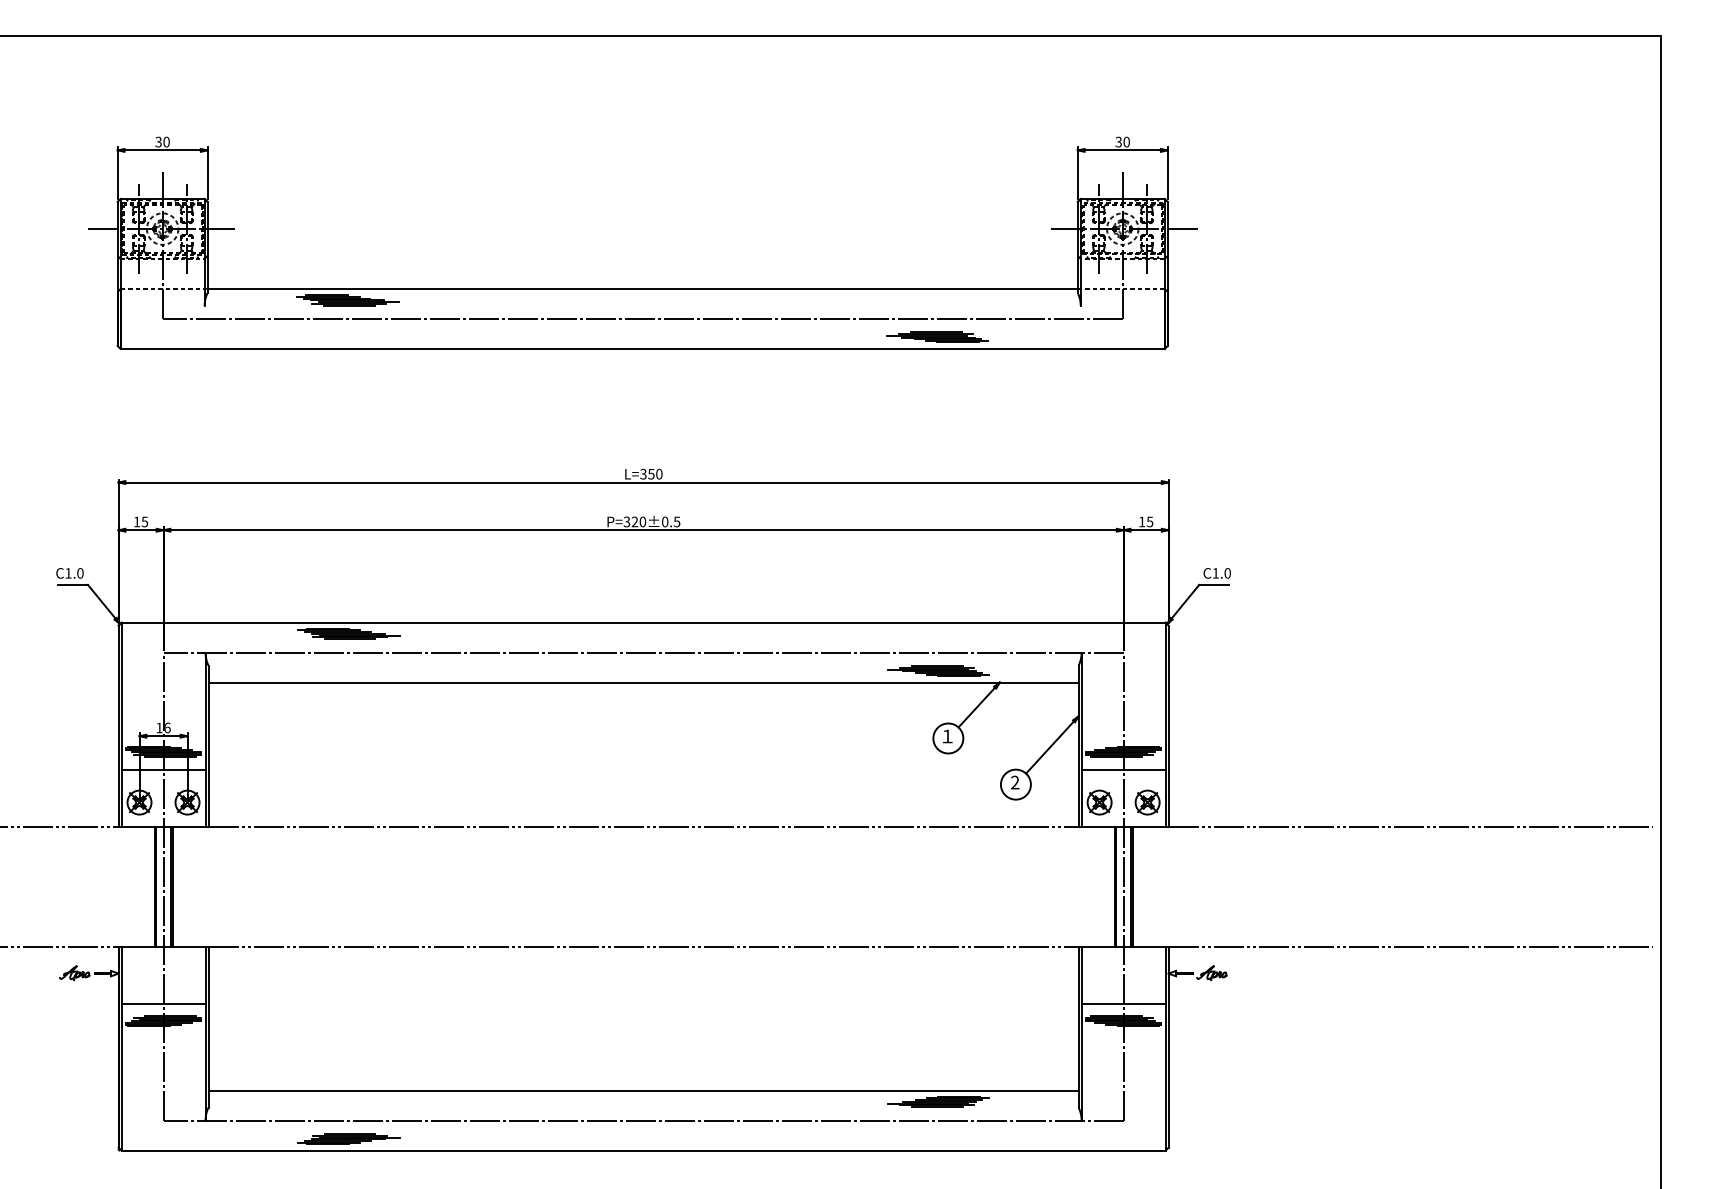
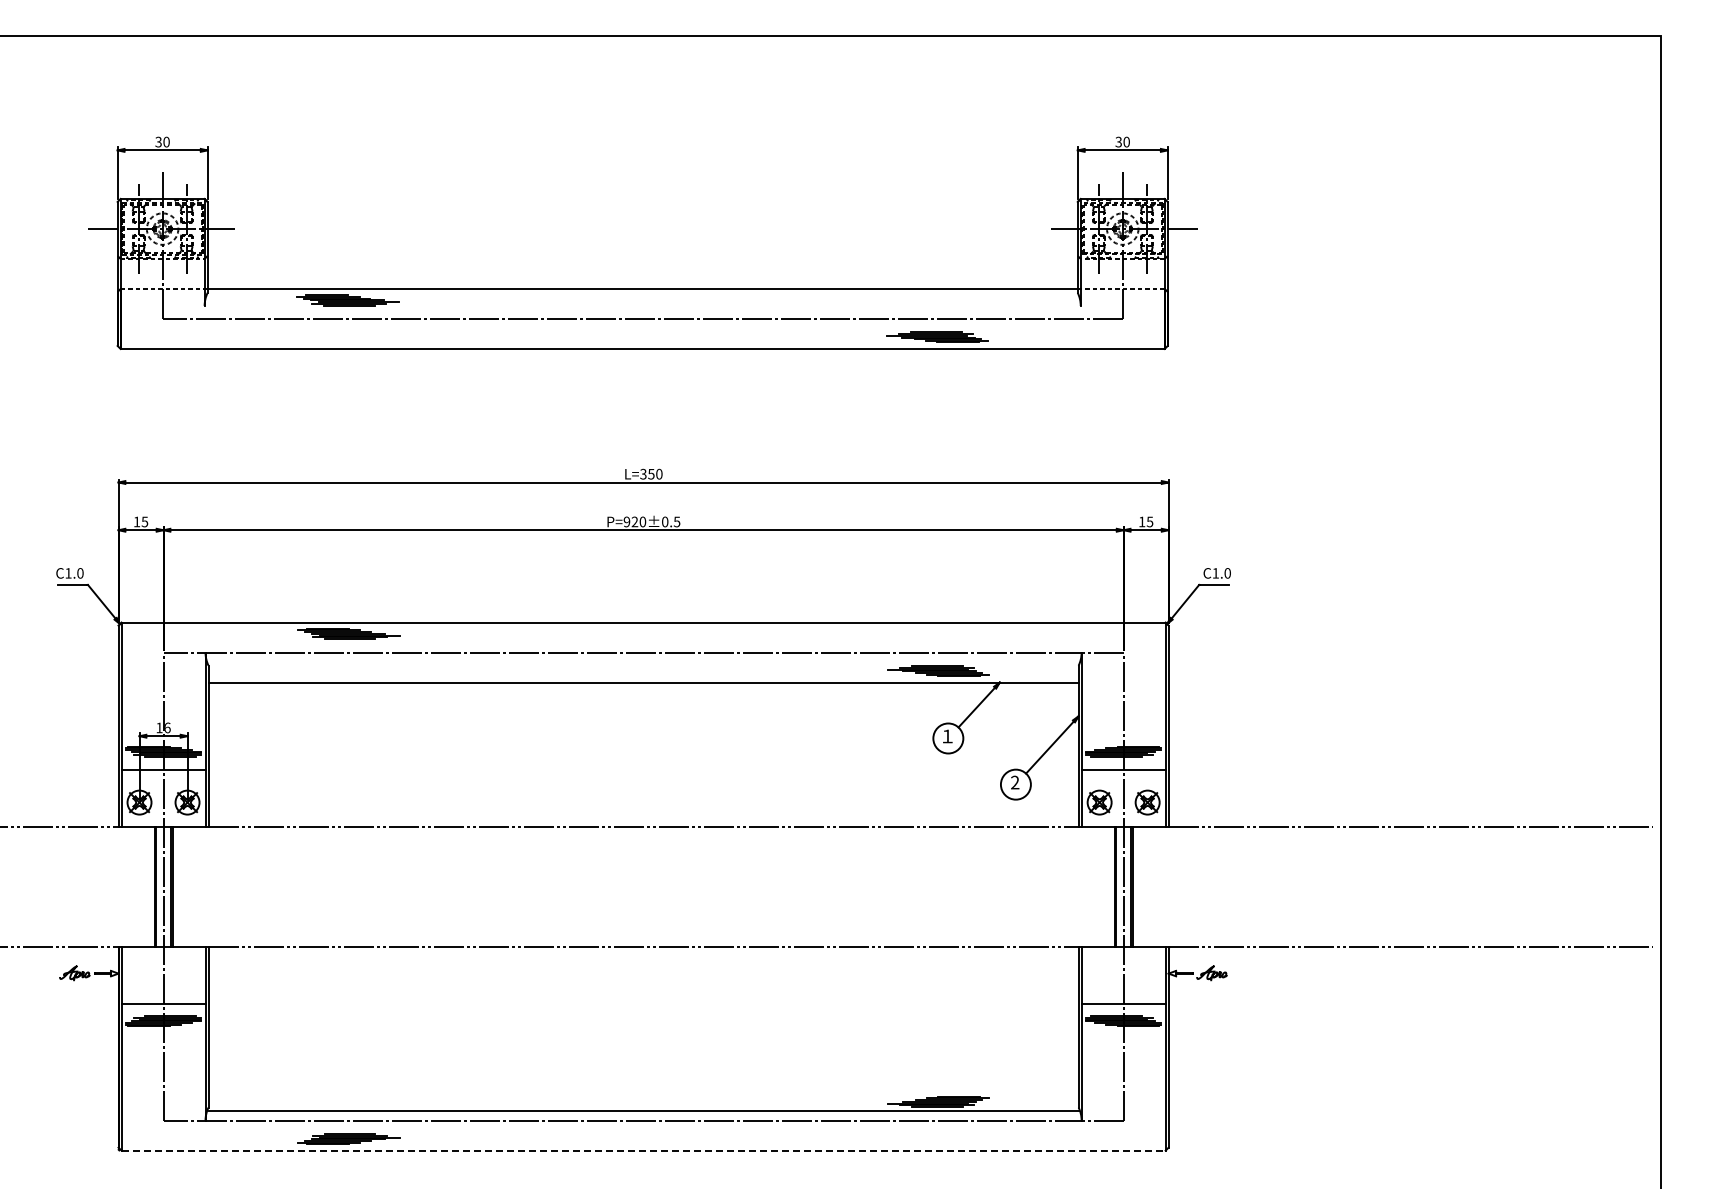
text: P=320±0.5 -> P=920±0.5 (626, 522)
line position: (643, 1090) -> (643, 1110) (643, 1110)
line: solid -> dashed (644, 1150)
